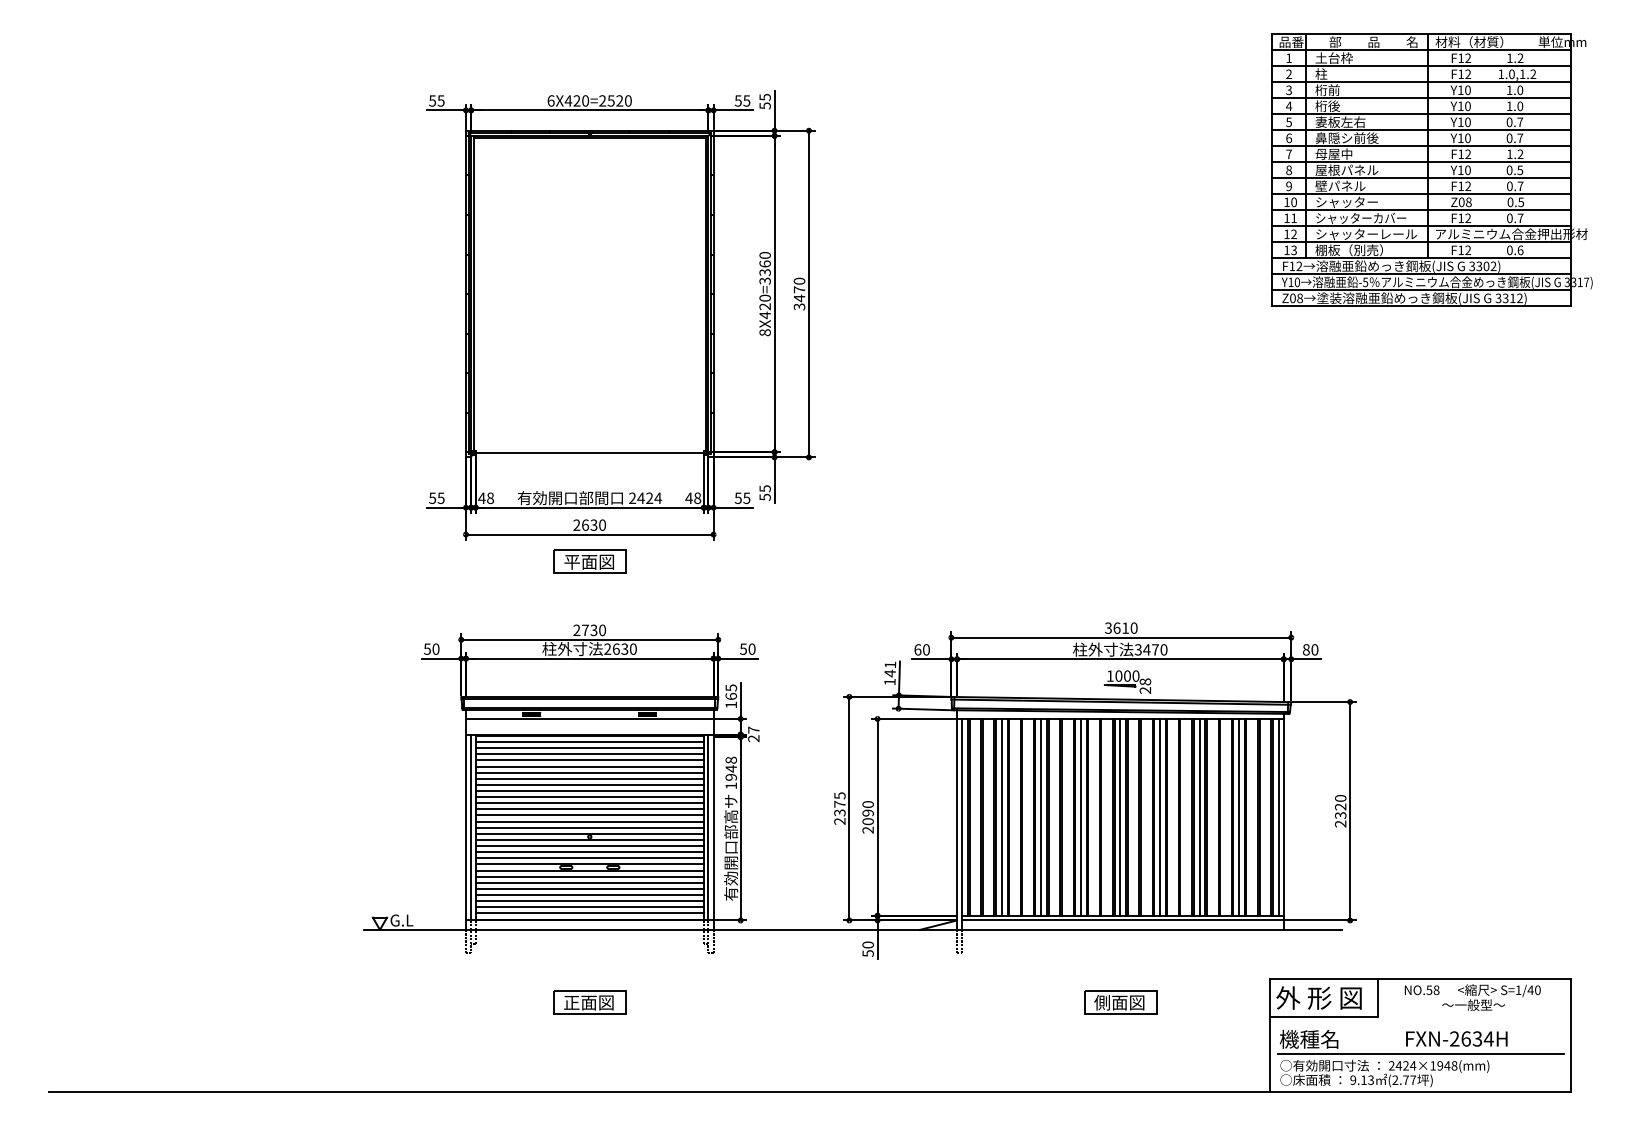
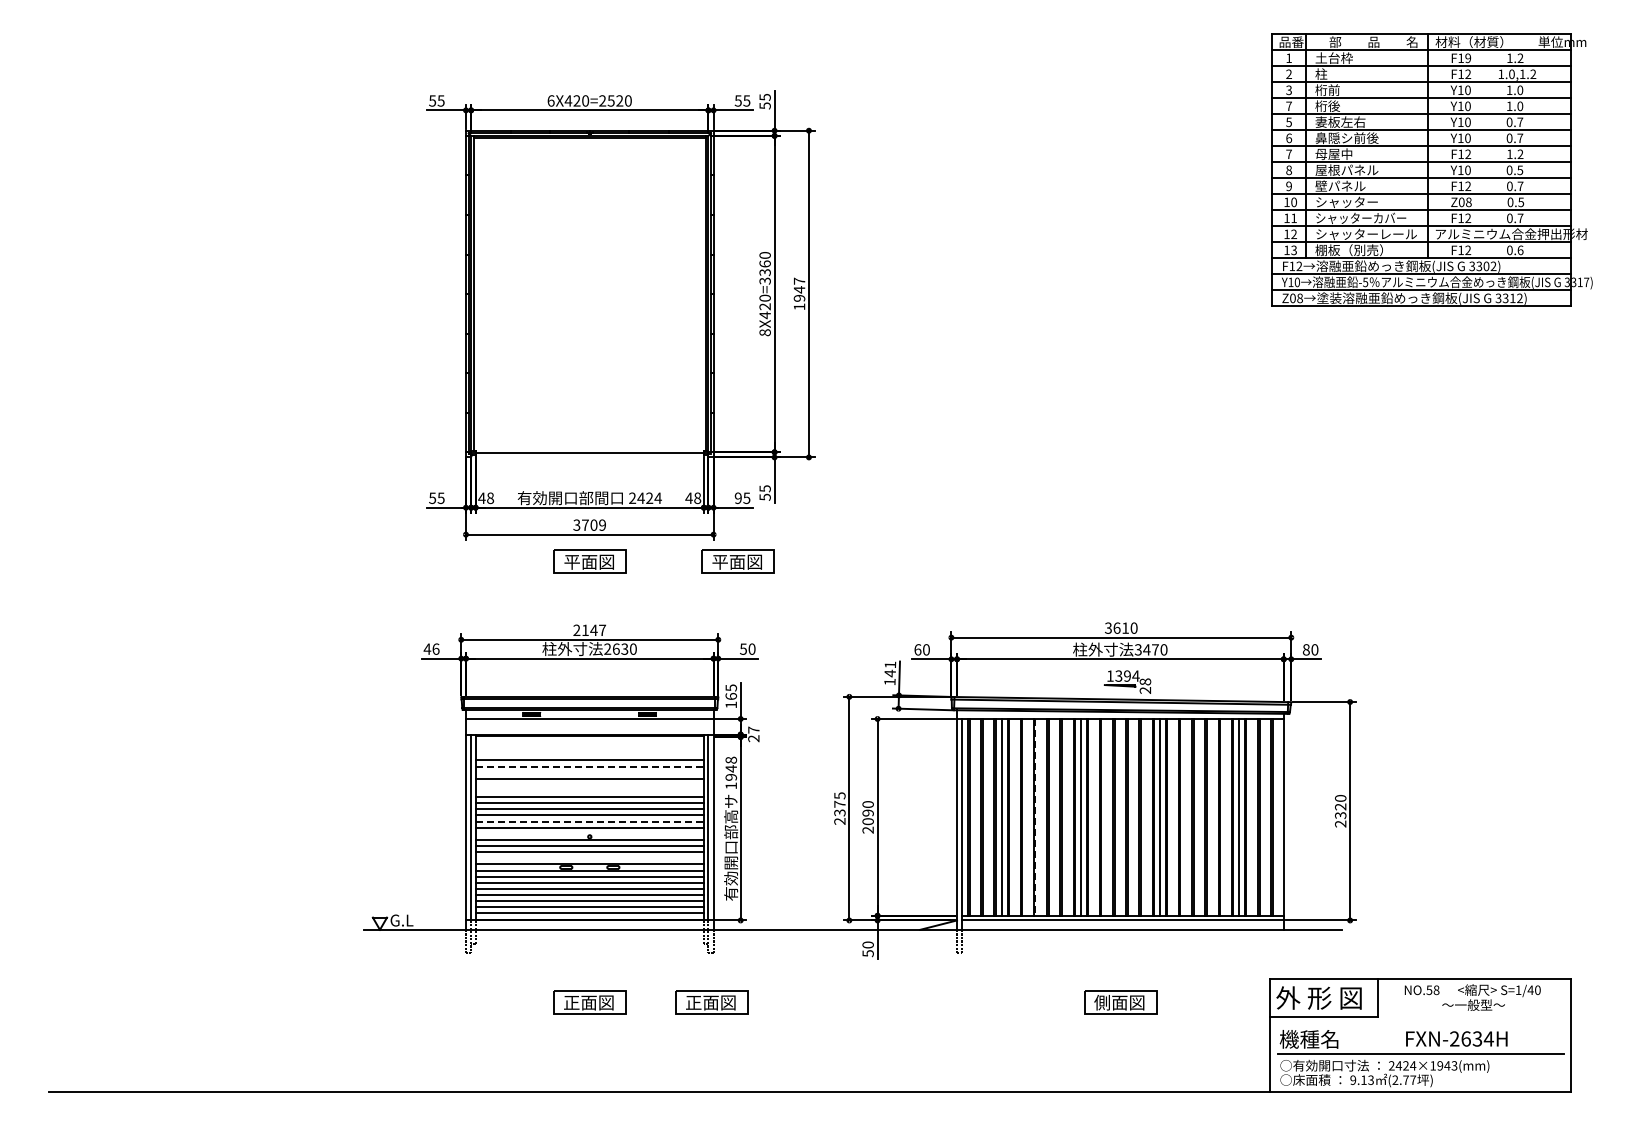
text: F12 -> F19 (1468, 58)
text: 4 -> 7 (1289, 105)
text: 3470 -> 1947 (799, 293)
text: 55 -> 95 (737, 497)
text: 2630 -> 3709 (589, 524)
part: none -> present (737, 561)
text: 2730 -> 2147 (594, 630)
text: 50 -> 46 (431, 648)
text: 1000 -> 1394 (1127, 675)
line: present -> none (589, 742)
line: present -> none (589, 748)
line: present -> none (589, 754)
line: solid -> dashed (590, 766)
line: present -> none (589, 772)
line: present -> none (589, 784)
line: present -> none (589, 791)
line: present -> none (1041, 816)
line: present -> none (1120, 816)
line: present -> none (1199, 816)
line: present -> none (1278, 816)
line: solid -> dashed (1035, 817)
line: solid -> dashed (590, 821)
line: present -> none (589, 833)
line: present -> none (589, 858)
part: none -> present (711, 1002)
text: 2424×1948(mm) -> 2424×1943(mm) (1454, 1065)
